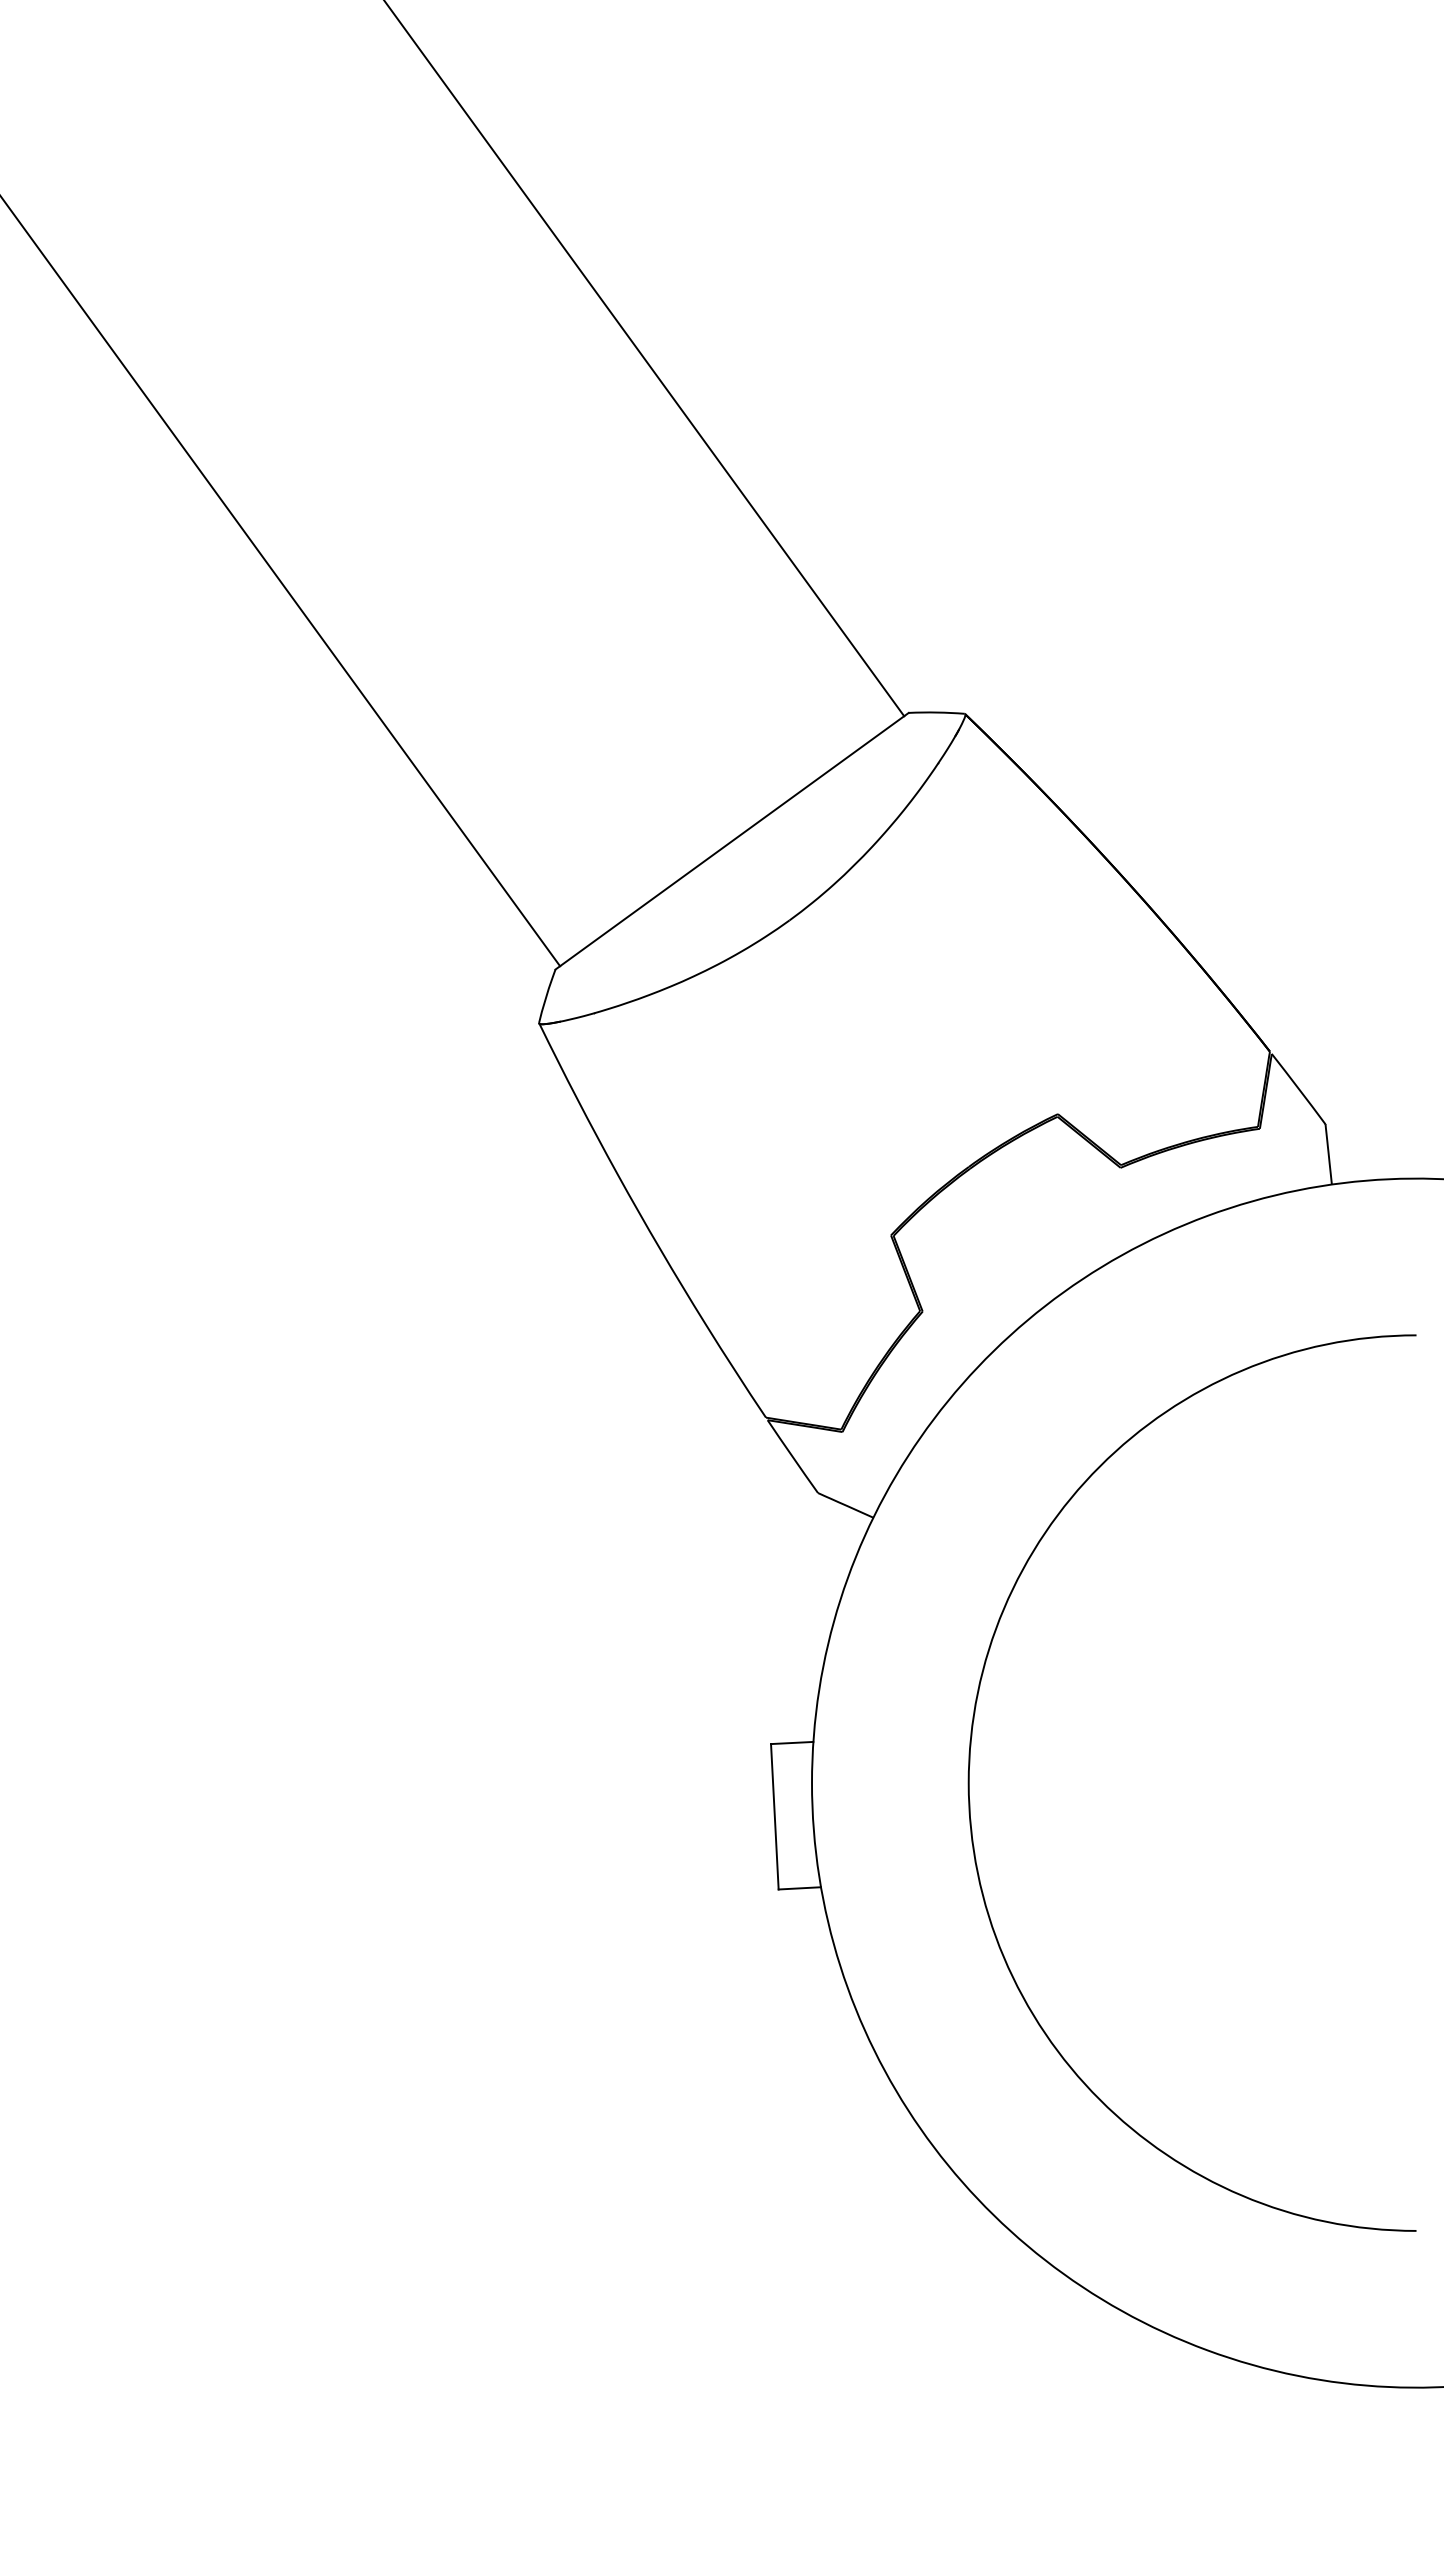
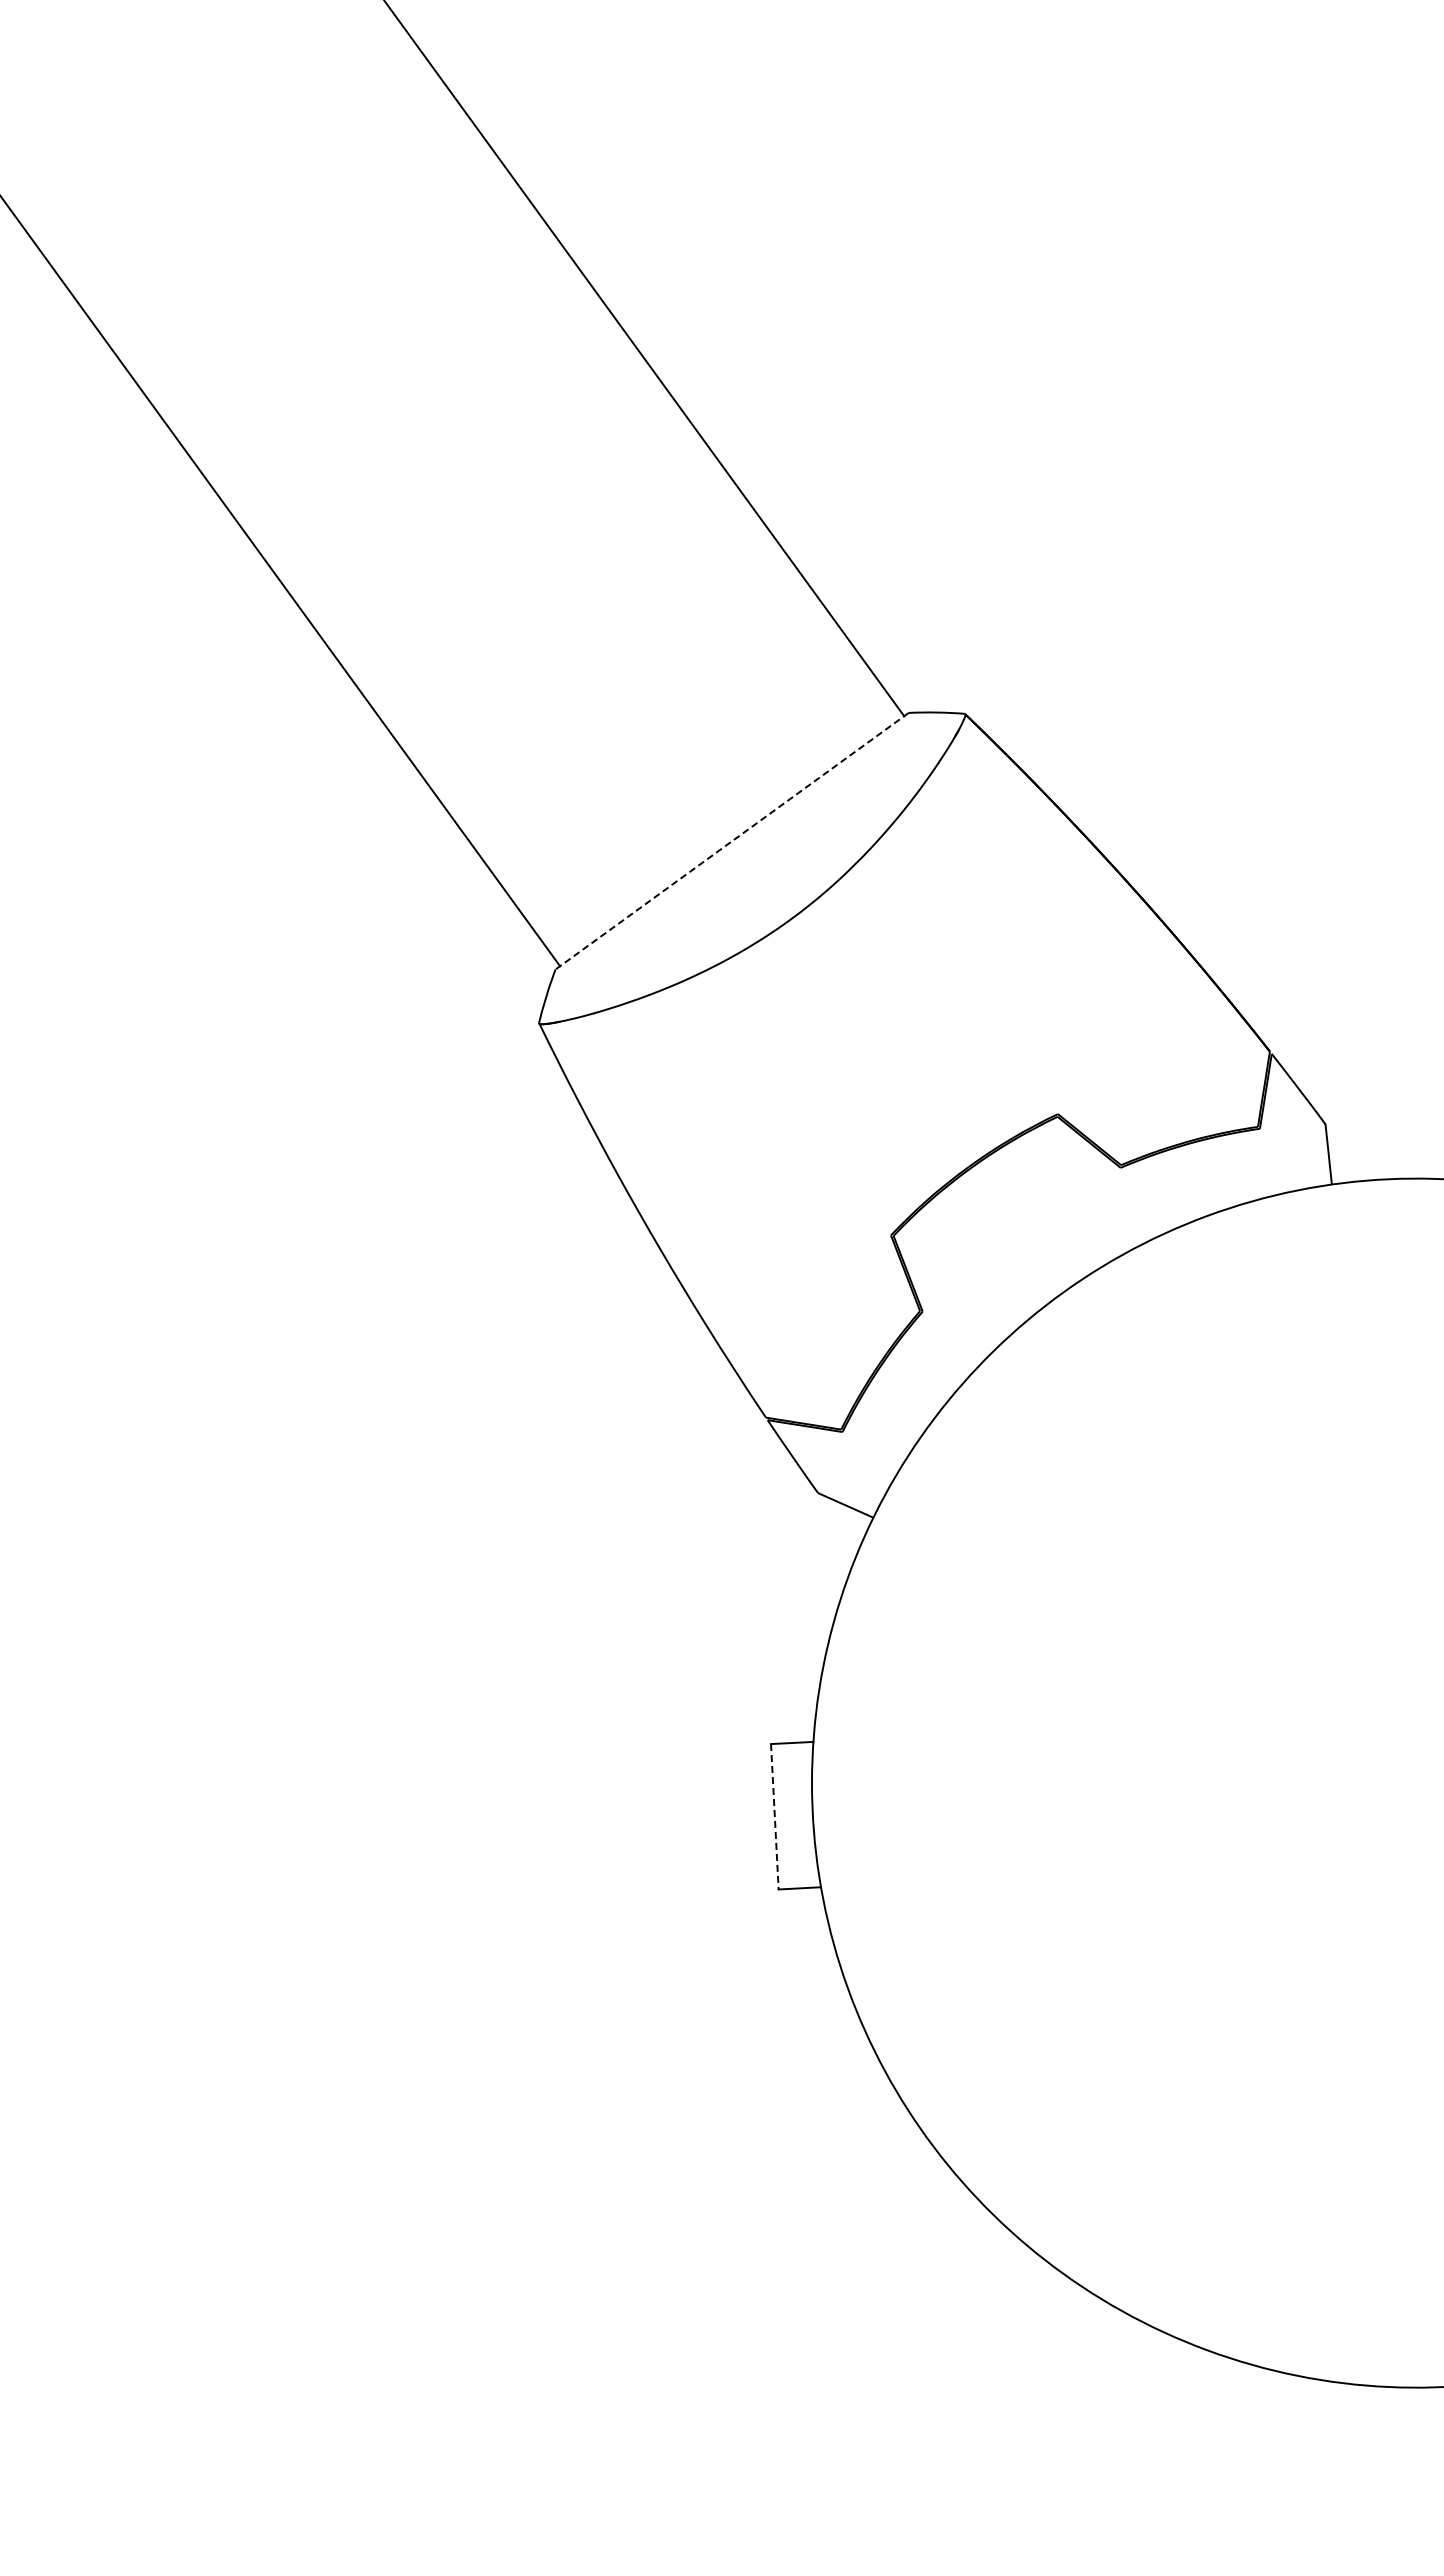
line: solid -> dashed (731, 841)
arc: present -> none (970, 1764)
line: solid -> dashed (774, 1816)
